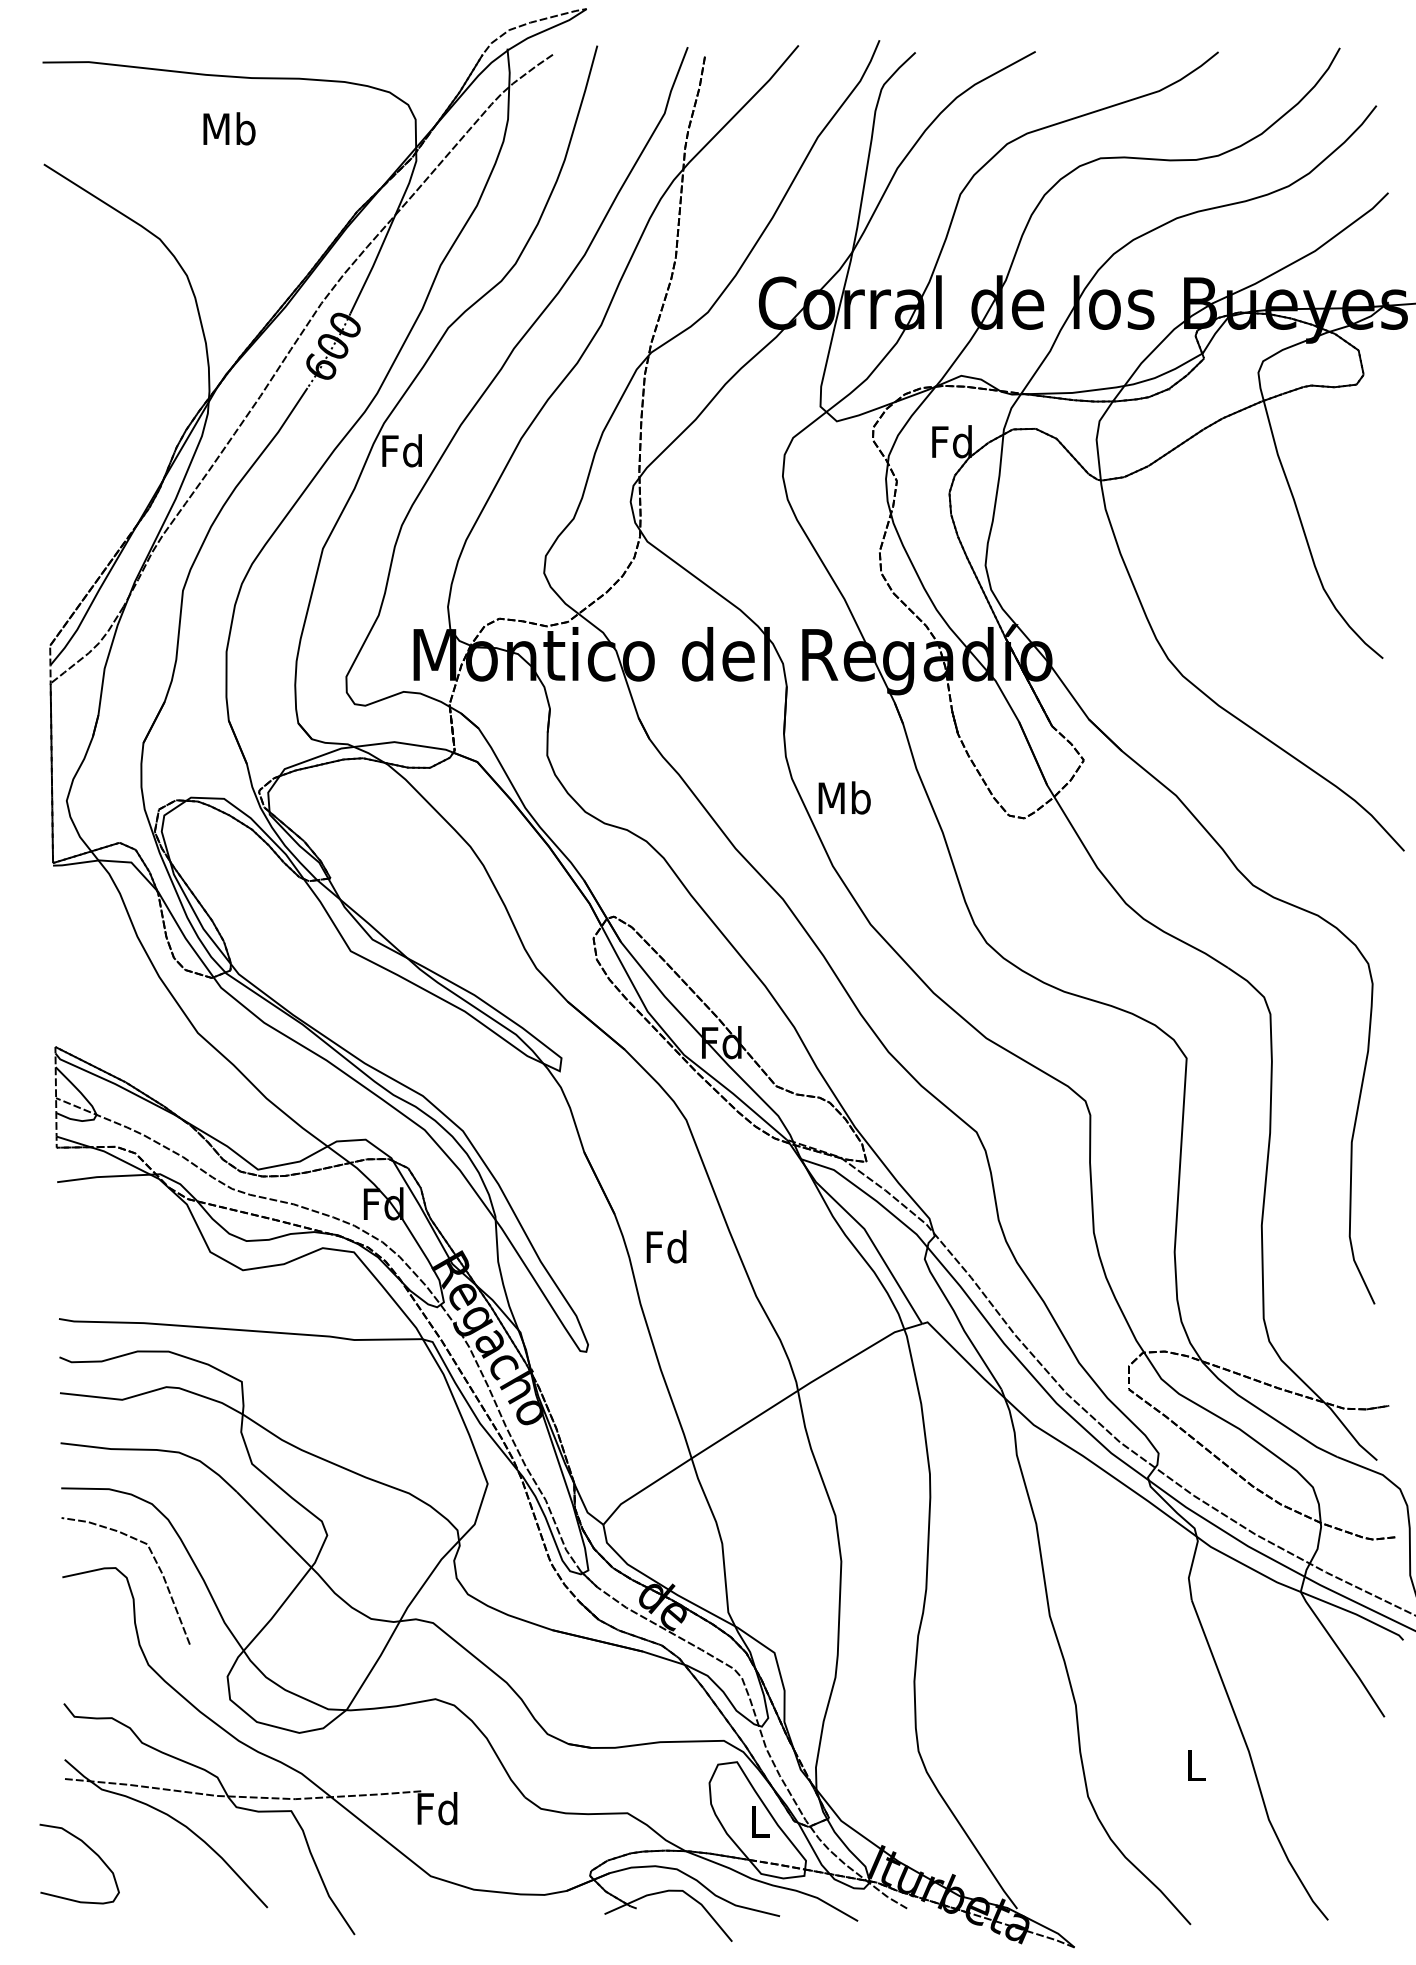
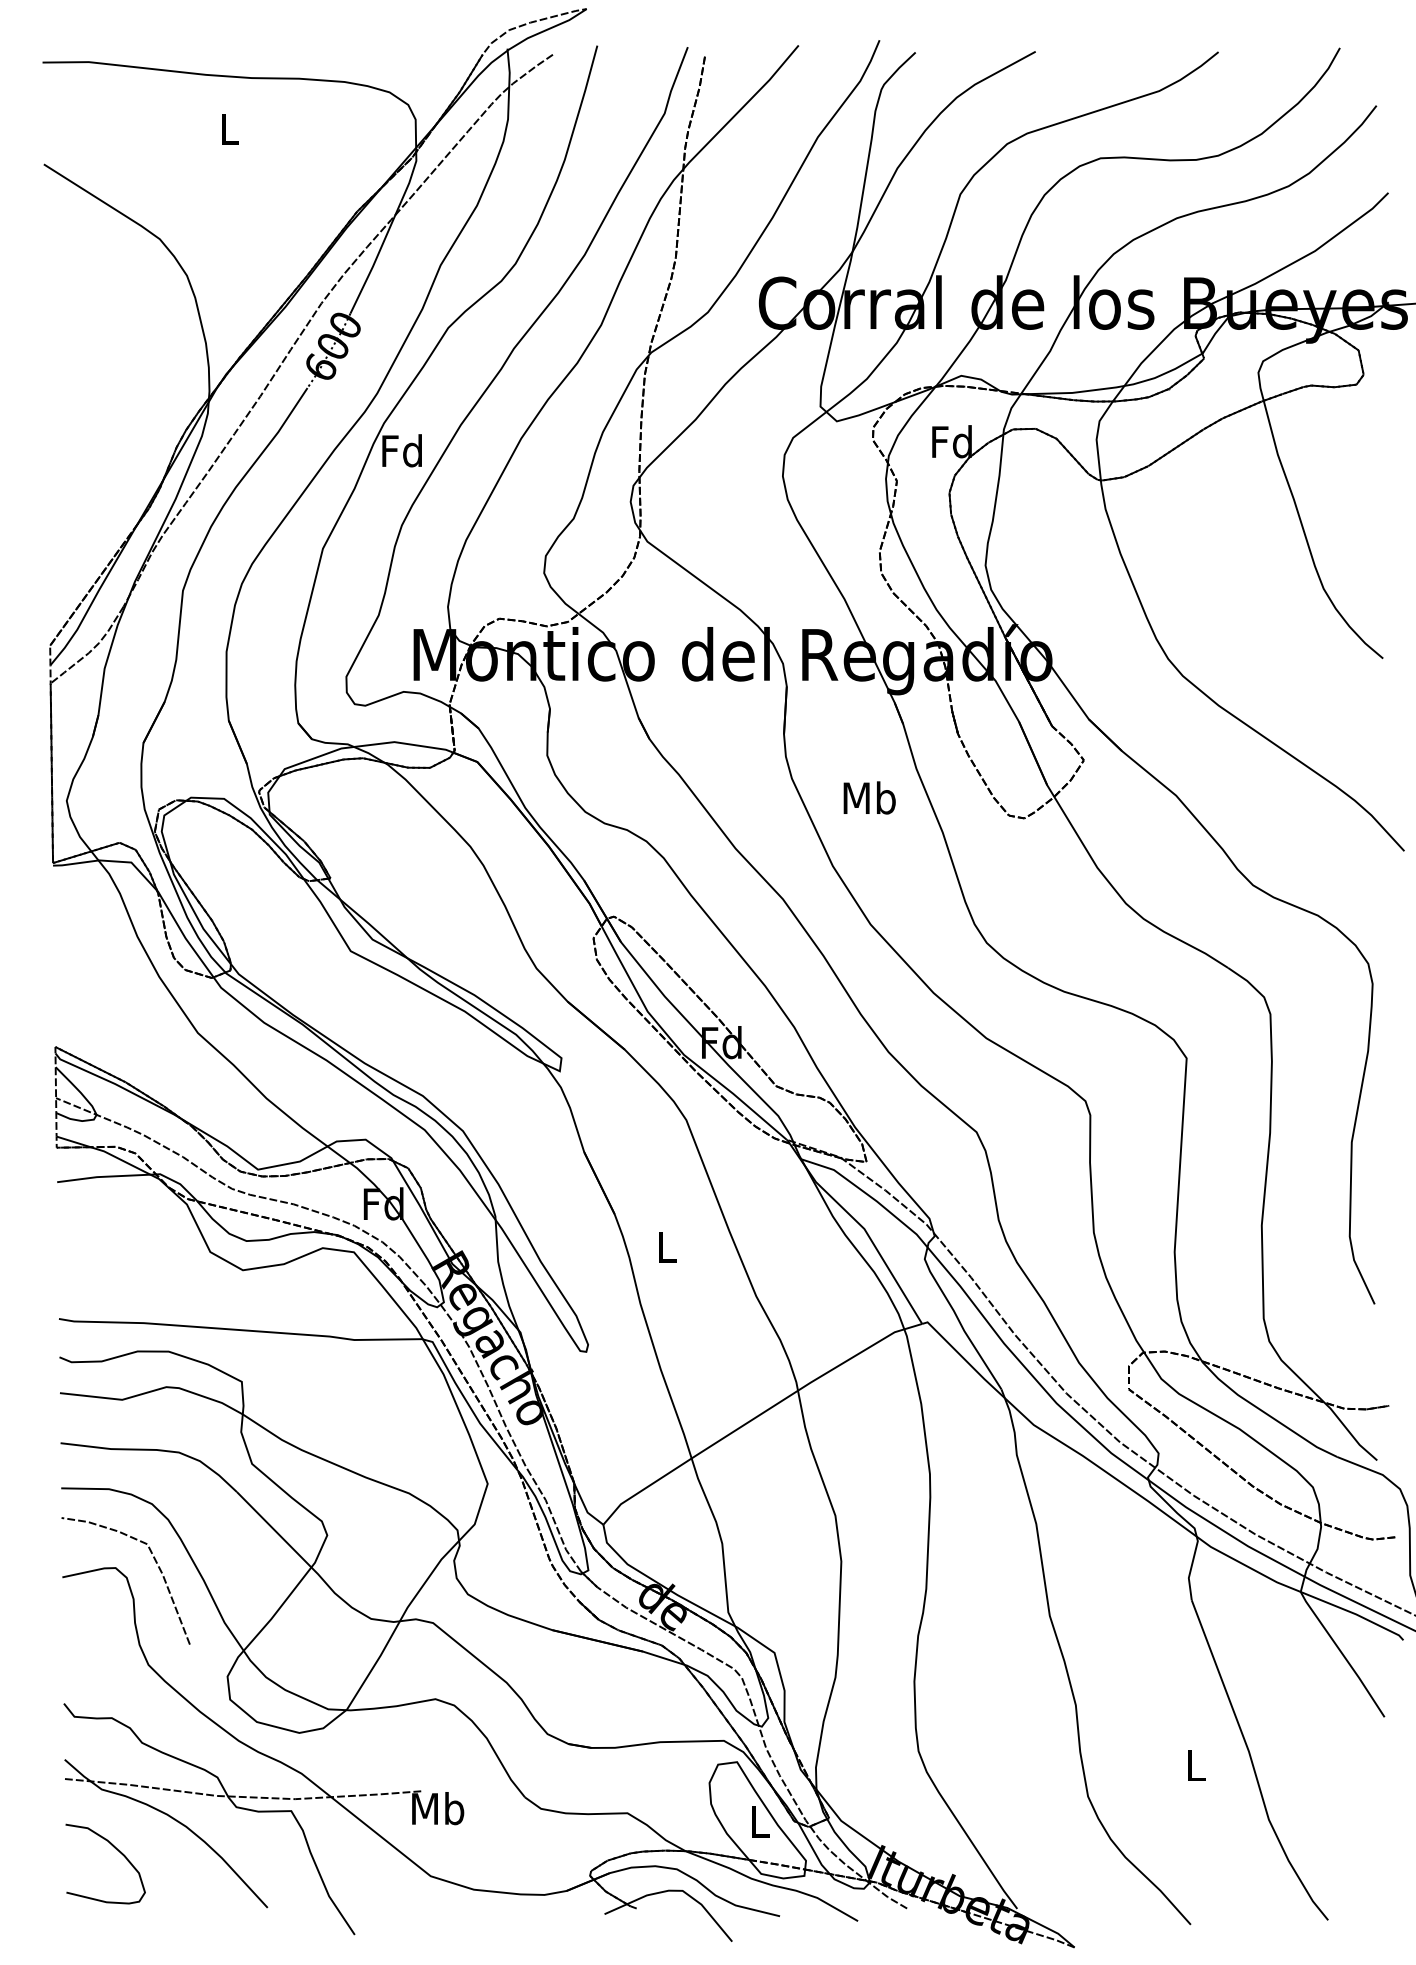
text: Mb -> L (229, 128)
text position: (844, 797) -> (869, 797) (869, 797)
text: Fd -> L (666, 1246)
text: Fd -> Mb (438, 1808)
curve position: (89, 1849) -> (115, 1849) (115, 1849)
